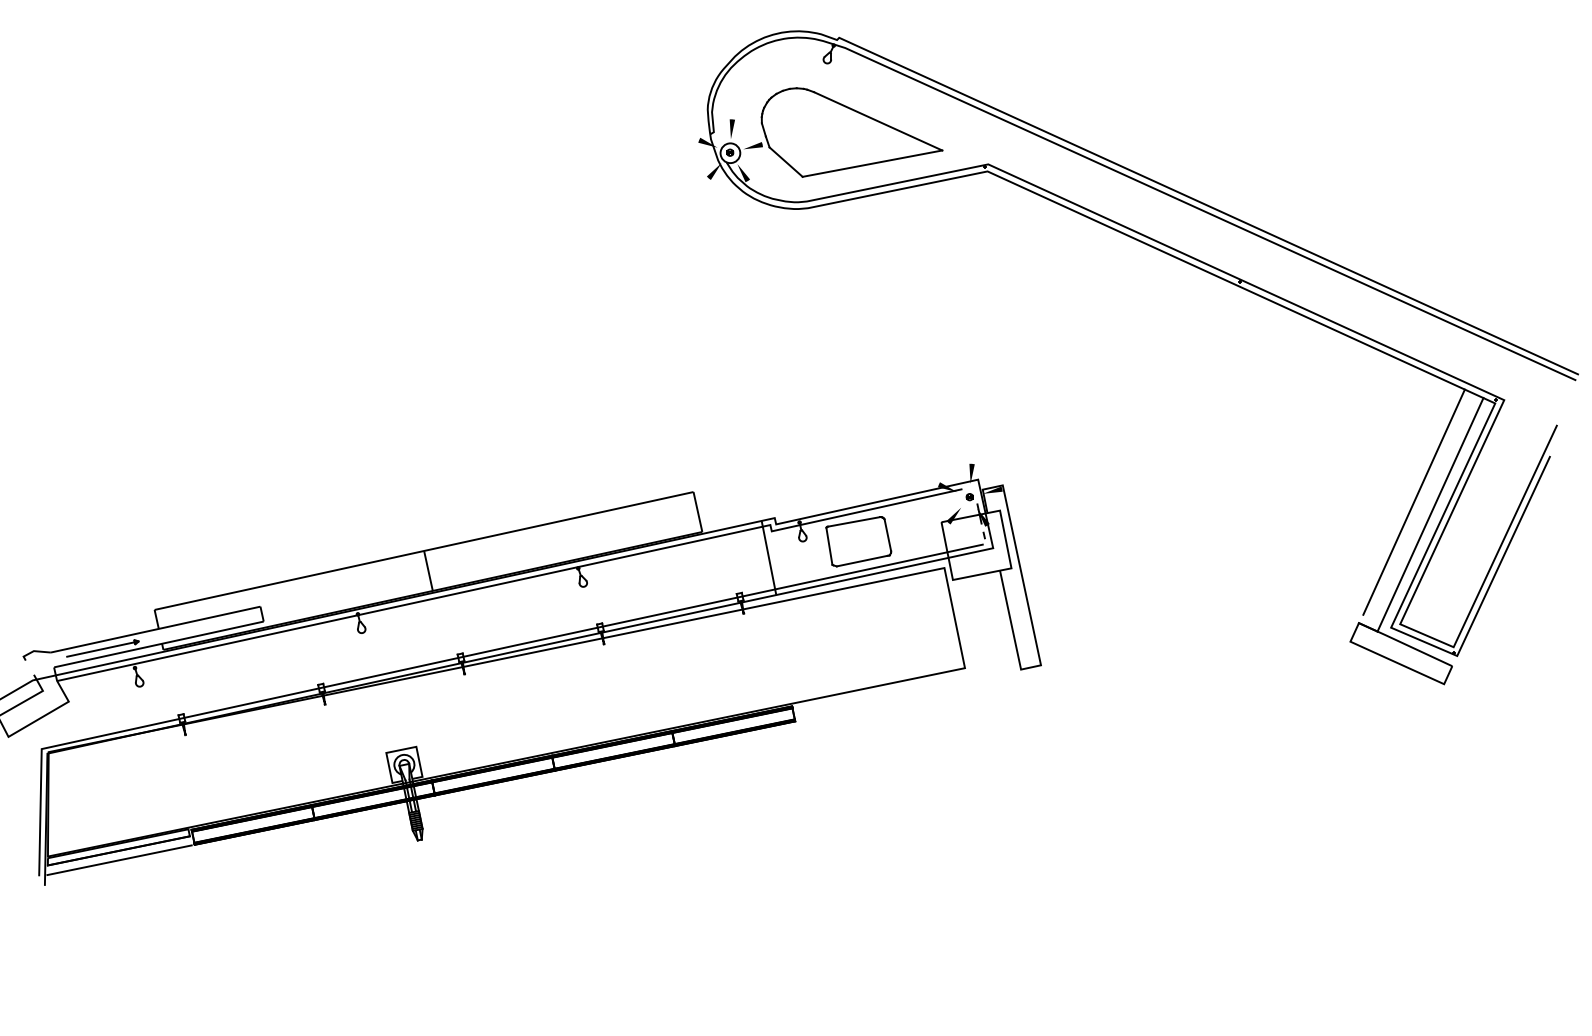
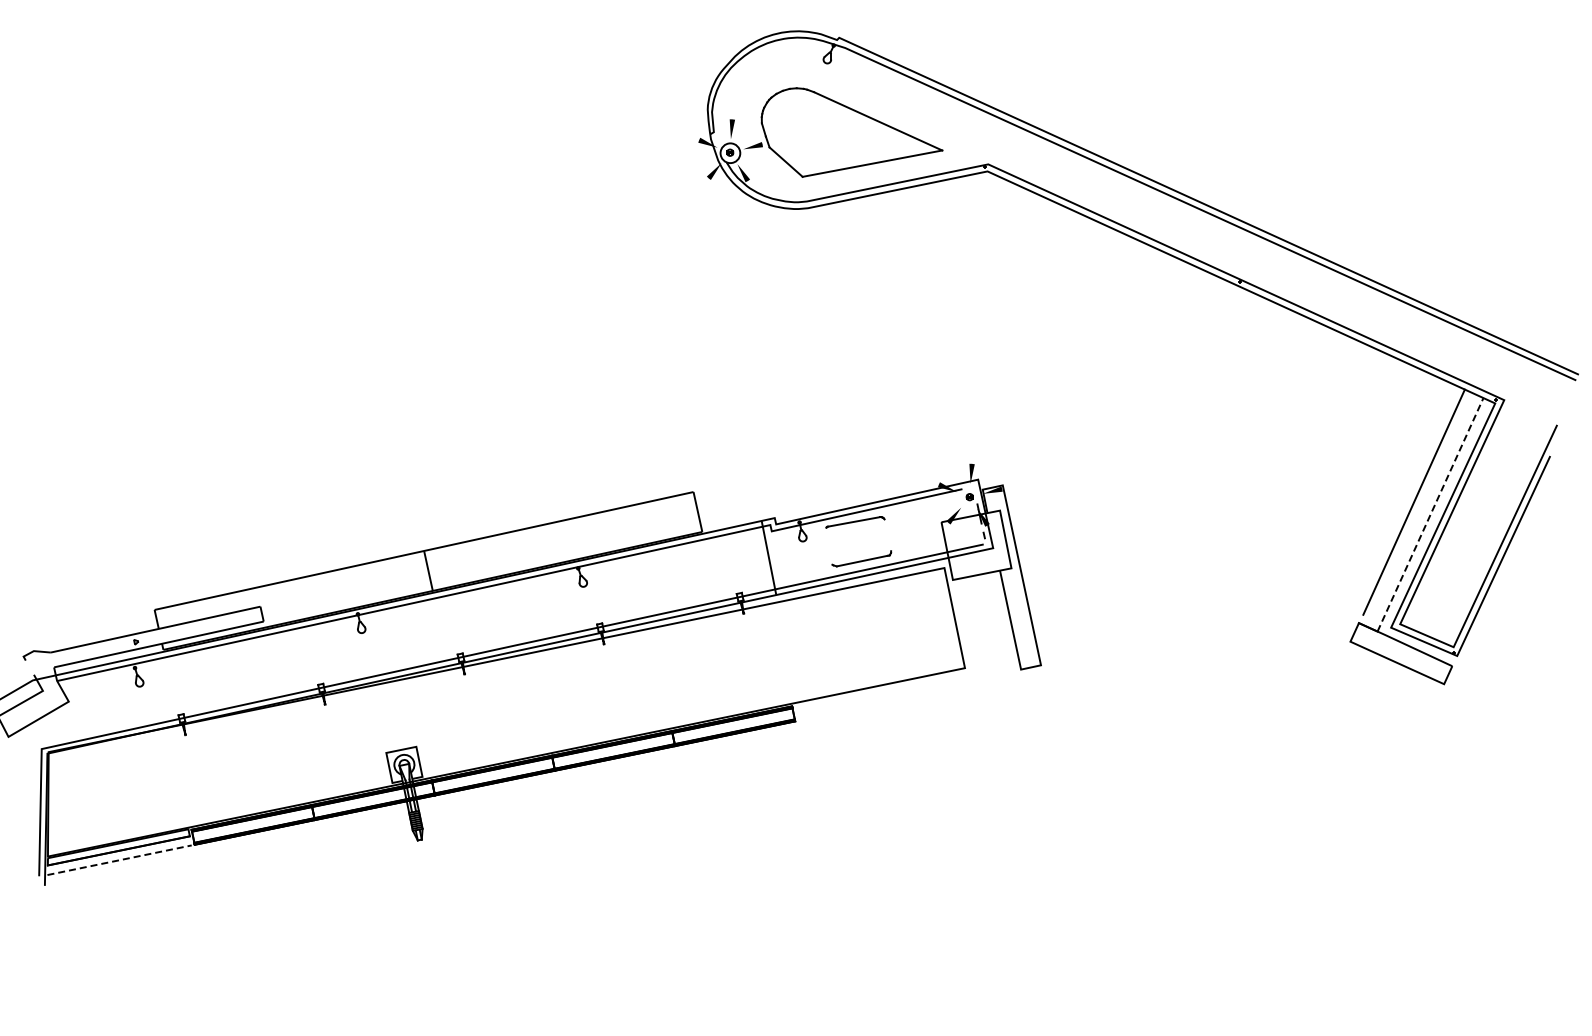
line: solid -> dashed (1430, 514)
line: present -> none (887, 535)
line: present -> none (829, 546)
line: present -> none (102, 648)
line: solid -> dashed (119, 860)
